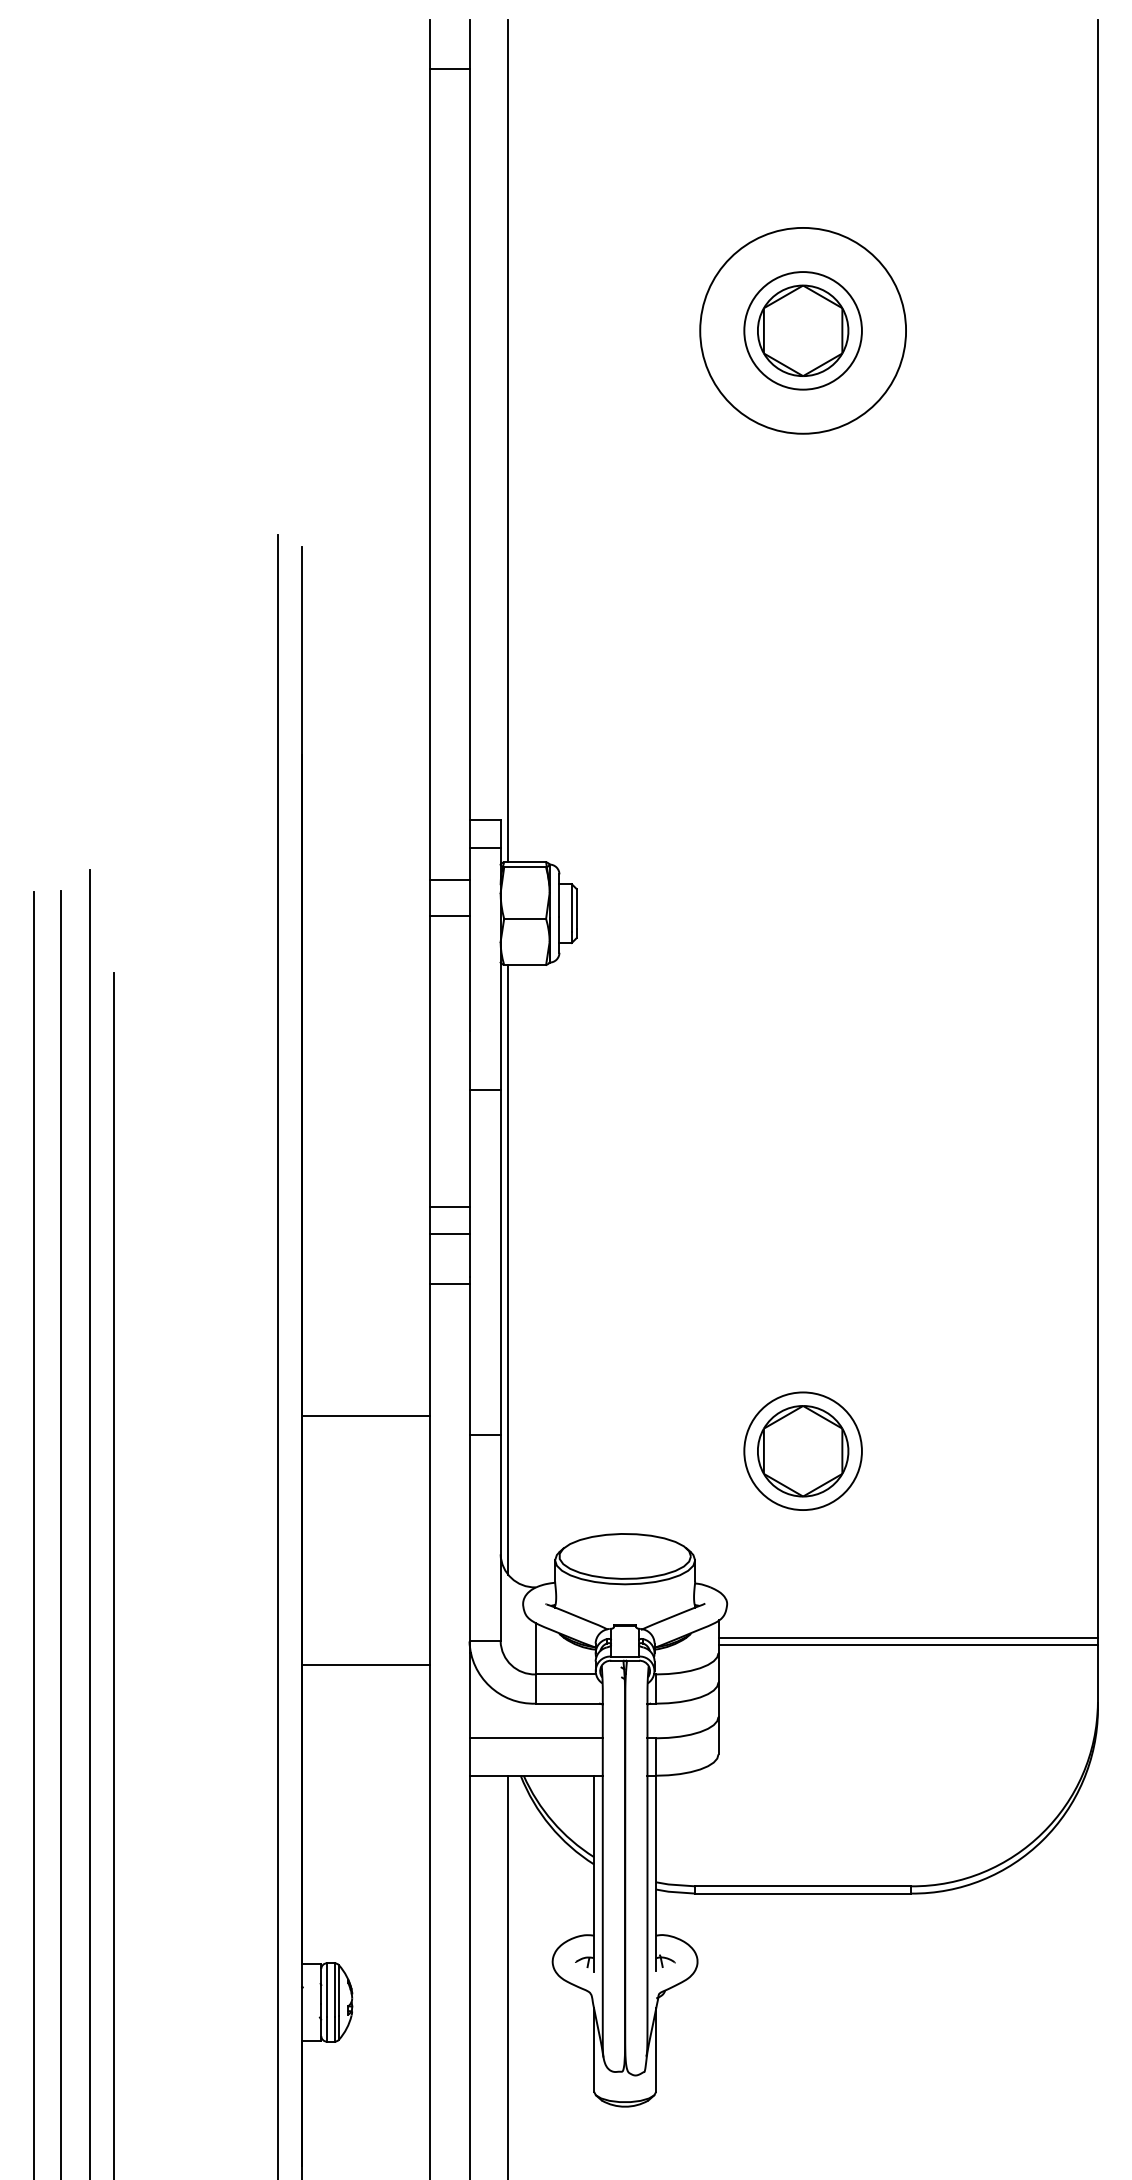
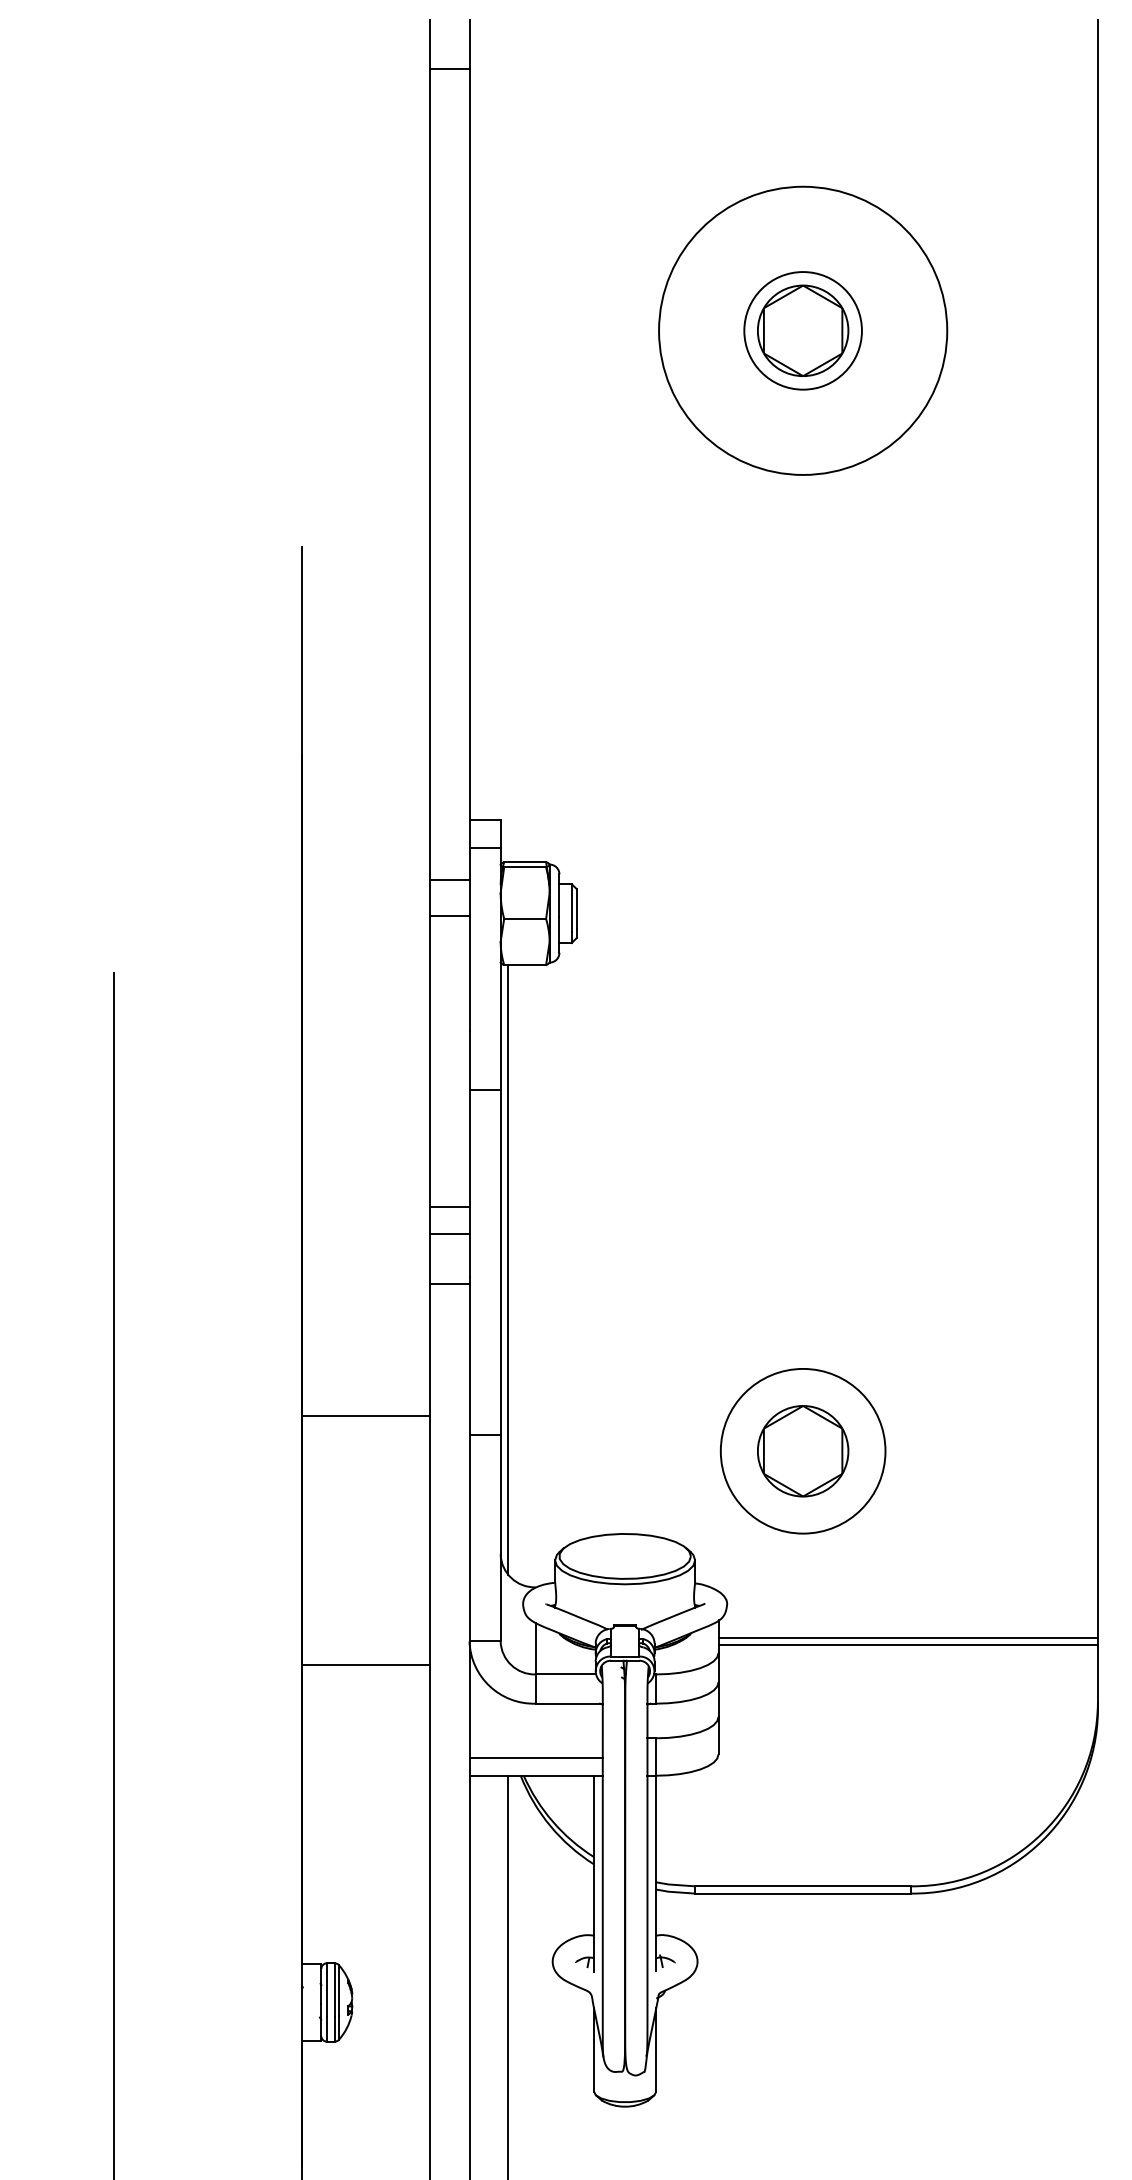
circle diameter: 206 px -> 288 px (803, 330)
line: present -> none (508, 440)
line: present -> none (277, 1355)
circle diameter: 118 px -> 165 px (802, 1450)
line: present -> none (90, 1523)
line: present -> none (34, 1533)
line: present -> none (61, 1533)
line position: (535, 1738) -> (535, 1758) (535, 1758)
